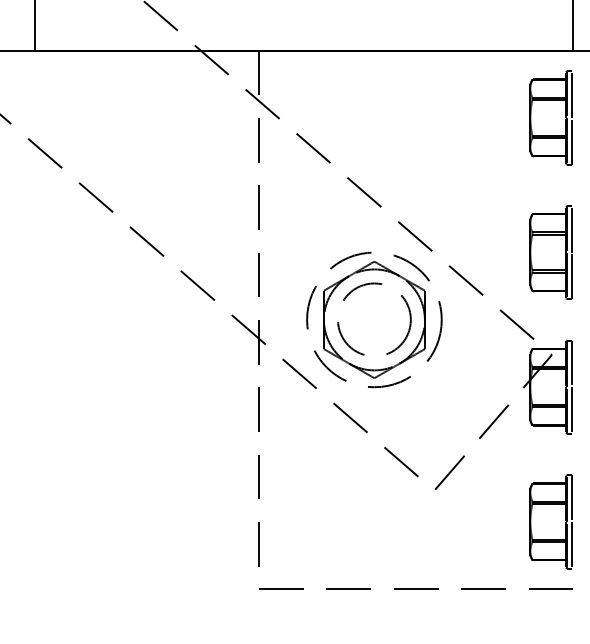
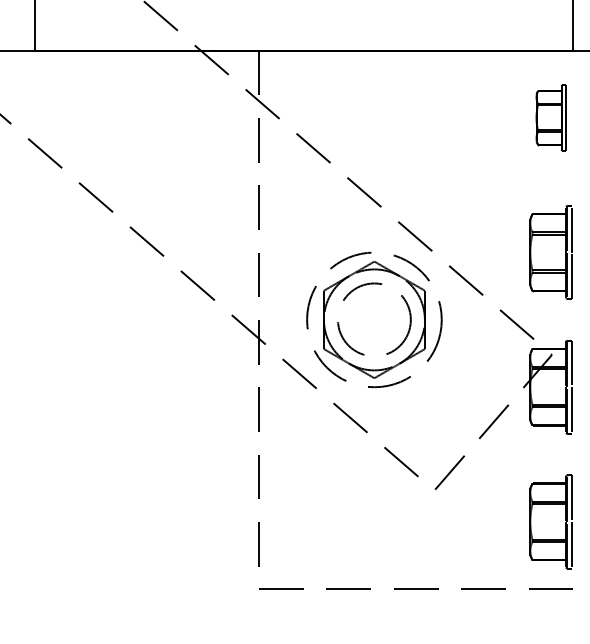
part size: 44x96 px -> 32x68 px (550, 117)
